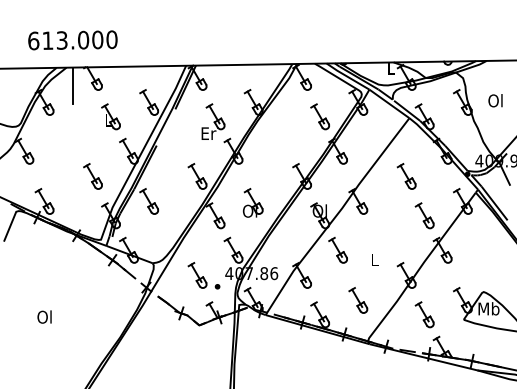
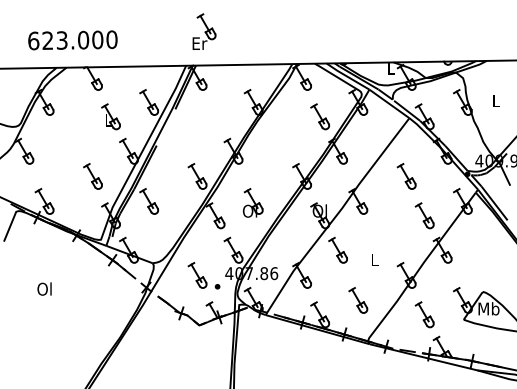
text: 613.000 -> 623.000 (47, 40)
line: present -> none (73, 85)
text: Ol -> L (495, 100)
part position: (213, 121) -> (204, 31) (204, 31)
text position: (44, 316) -> (44, 288) (44, 288)
